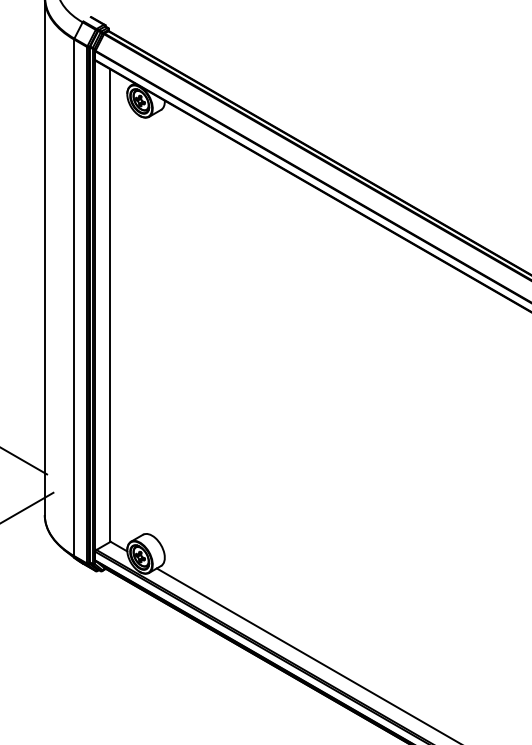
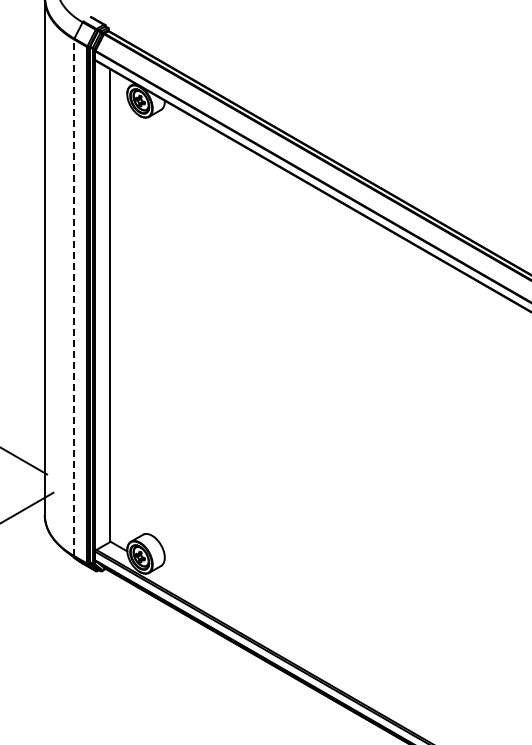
line: solid -> dashed (74, 297)
line: present -> none (306, 654)
